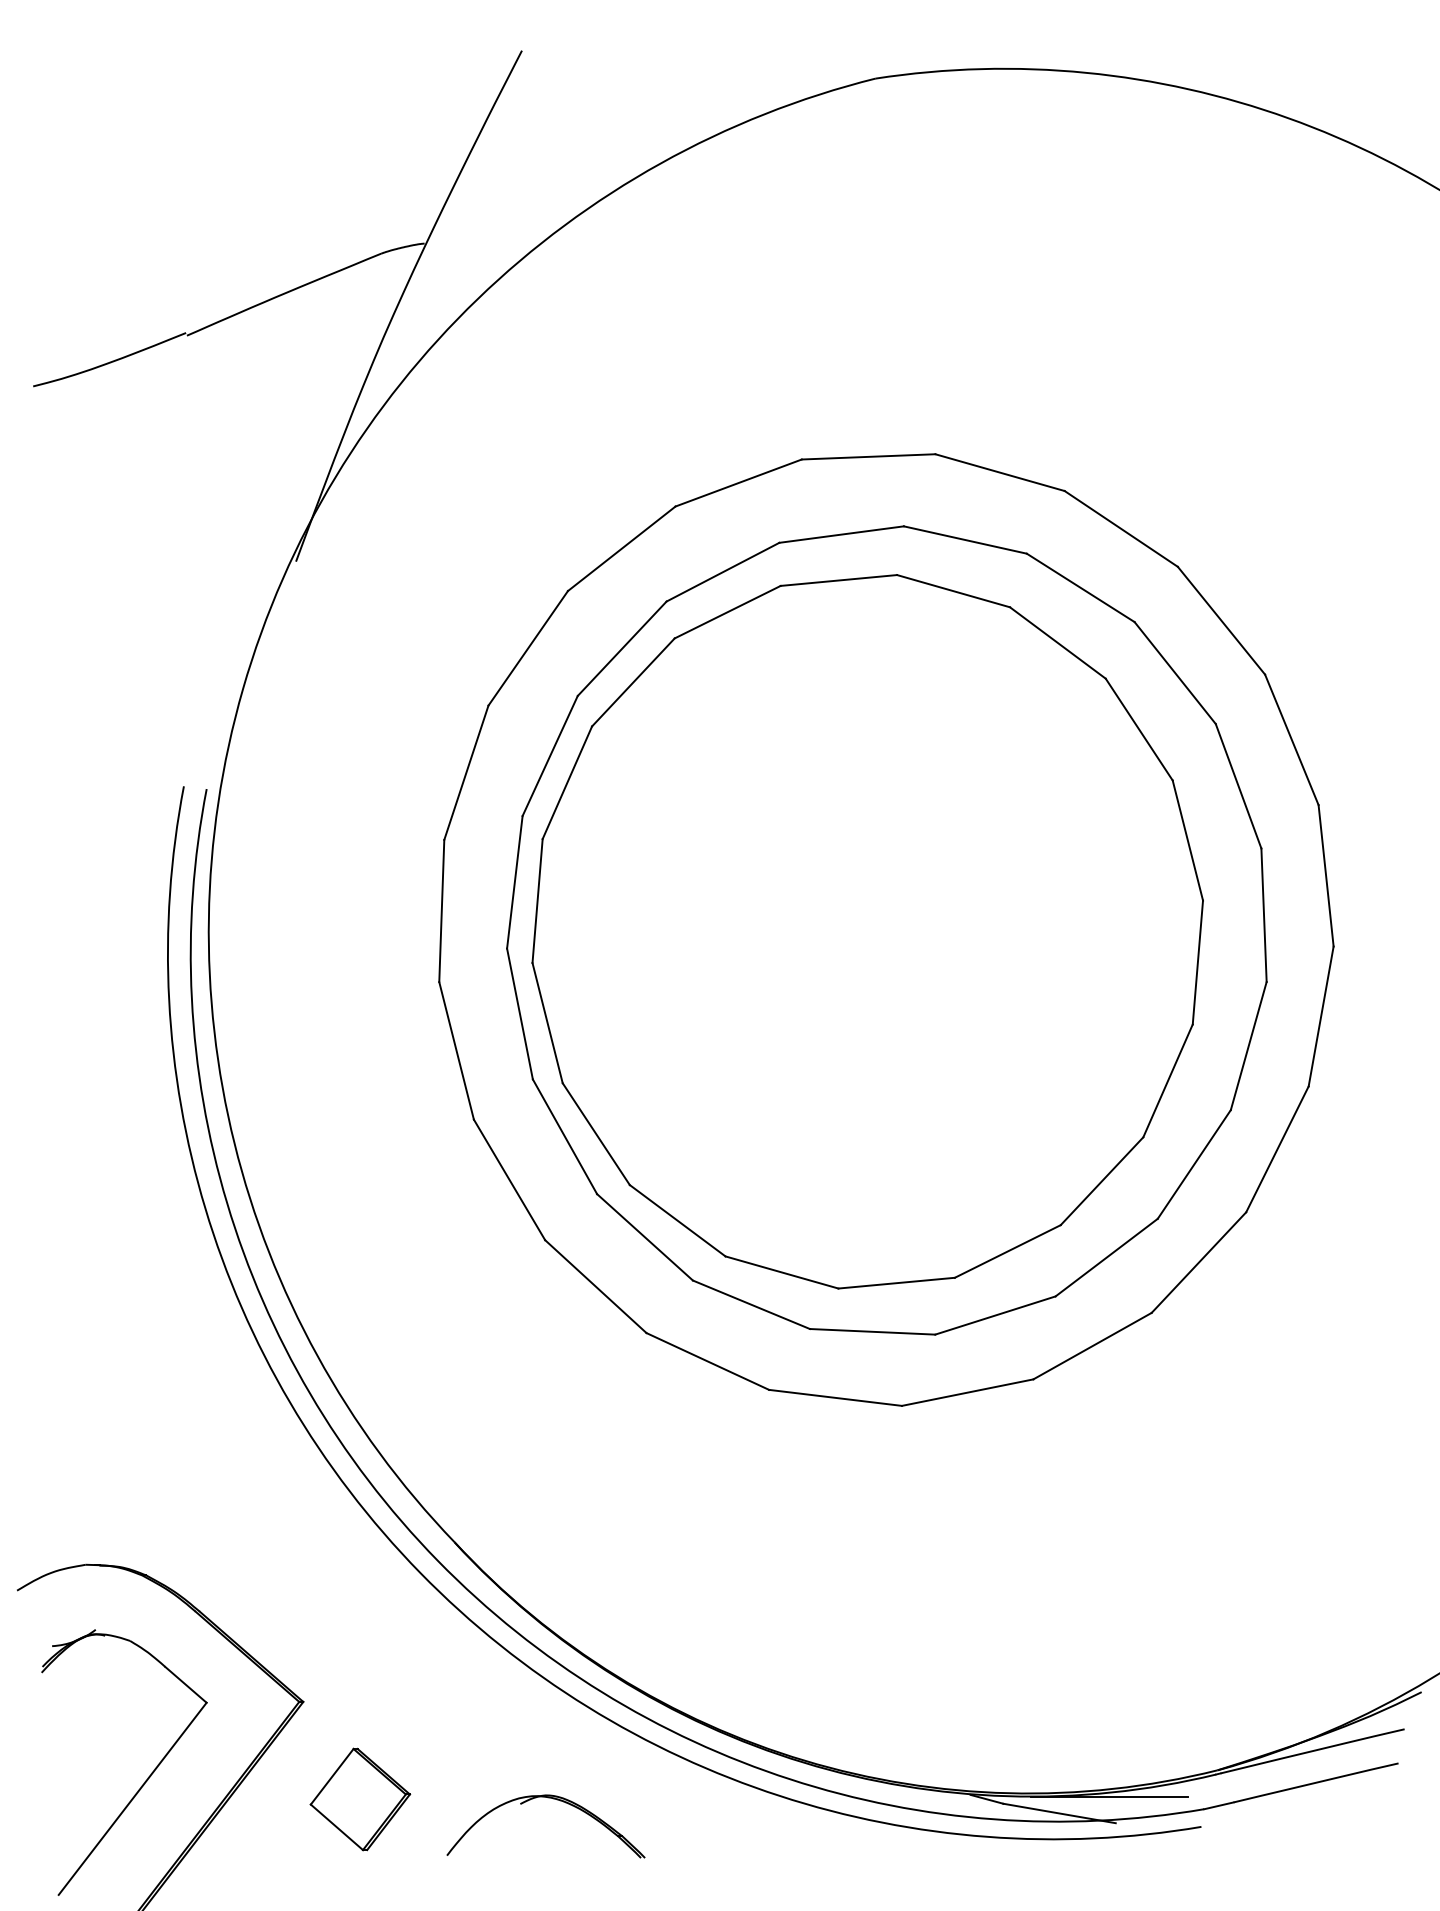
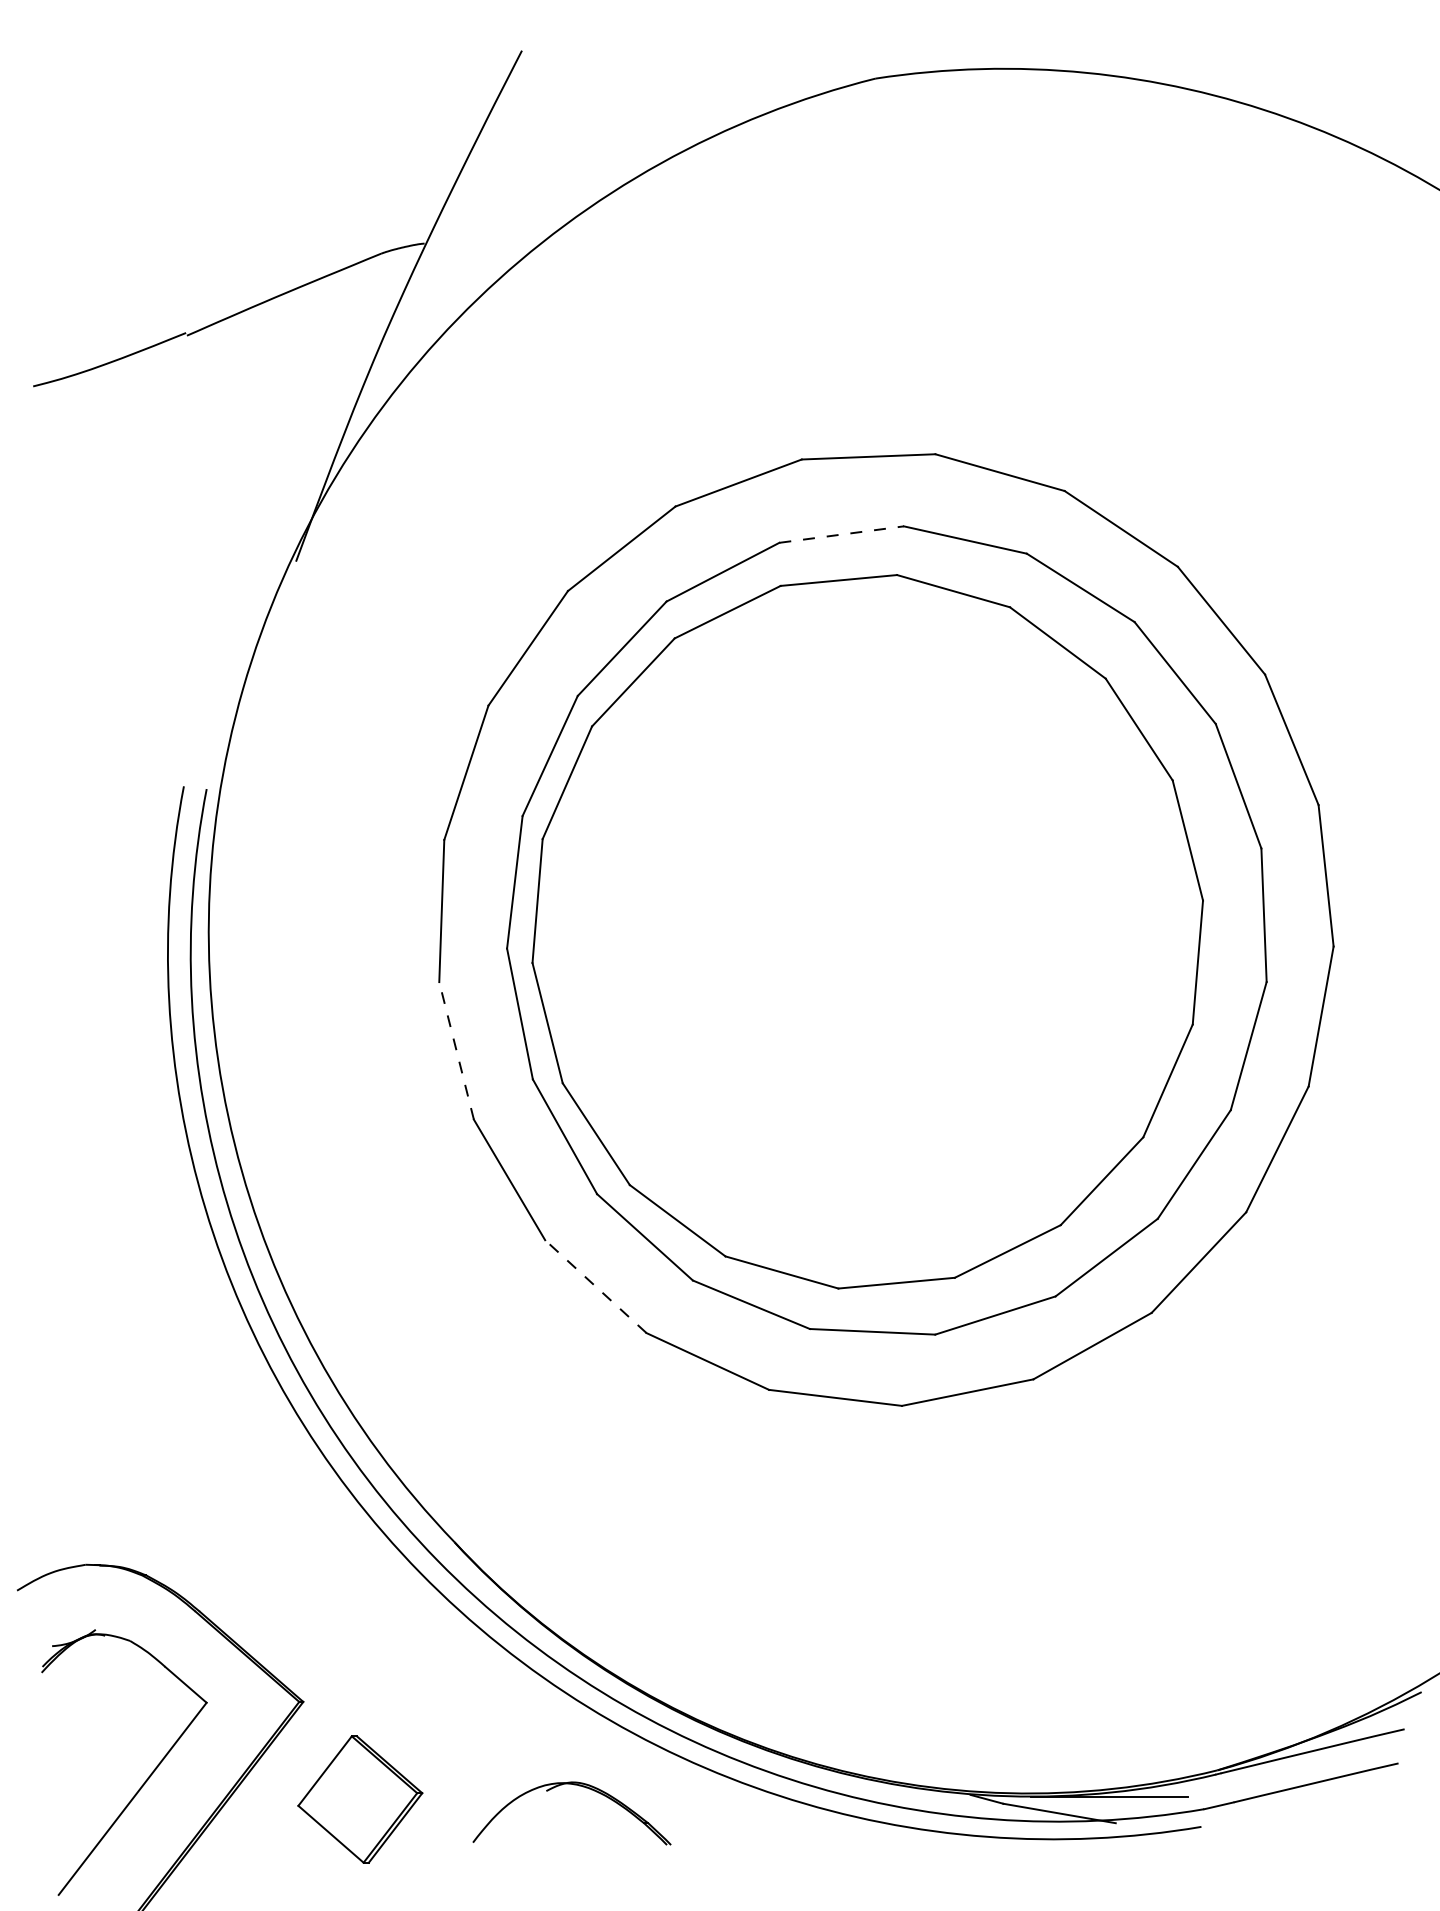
line: solid -> dashed (841, 534)
line: solid -> dashed (456, 1050)
line: solid -> dashed (595, 1286)
part position: (548, 1798) -> (574, 1785) (574, 1785)
part size: 103x105 px -> 127x129 px (360, 1799)
